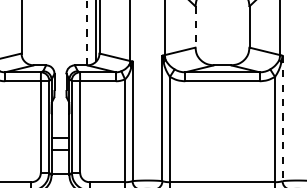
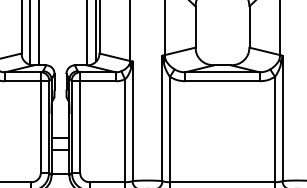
line: dashed -> solid (195, 27)
line: dashed -> solid (87, 32)
line: none -> present (30, 33)
line: none -> present (39, 33)
line: dashed -> solid (282, 118)
